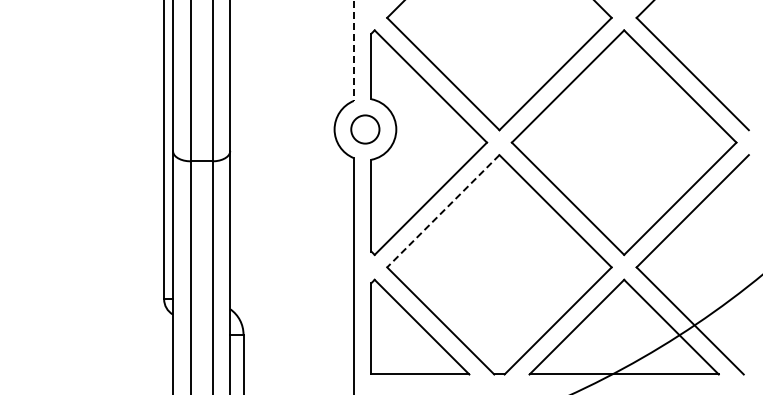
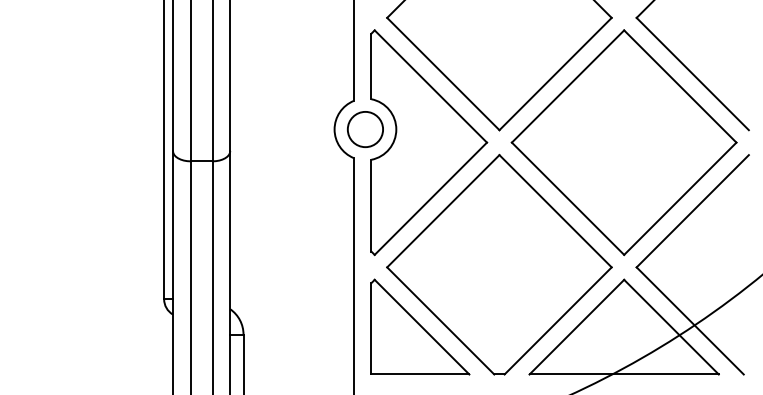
line: dashed -> solid (353, 51)
circle size: 31x31 px -> 38x37 px (364, 129)
line: dashed -> solid (442, 211)
